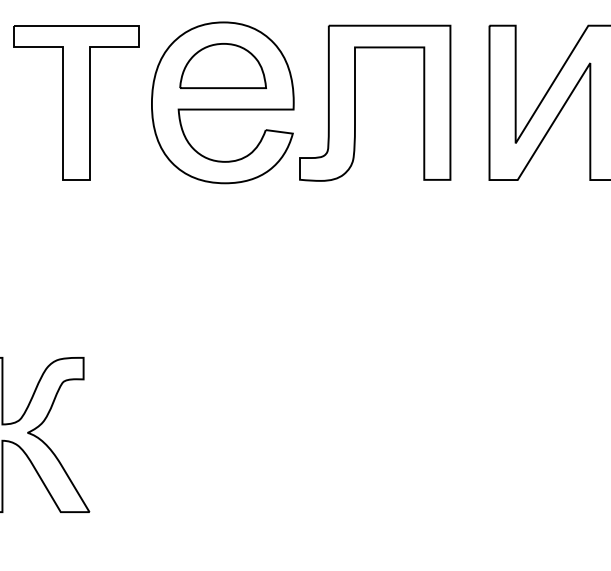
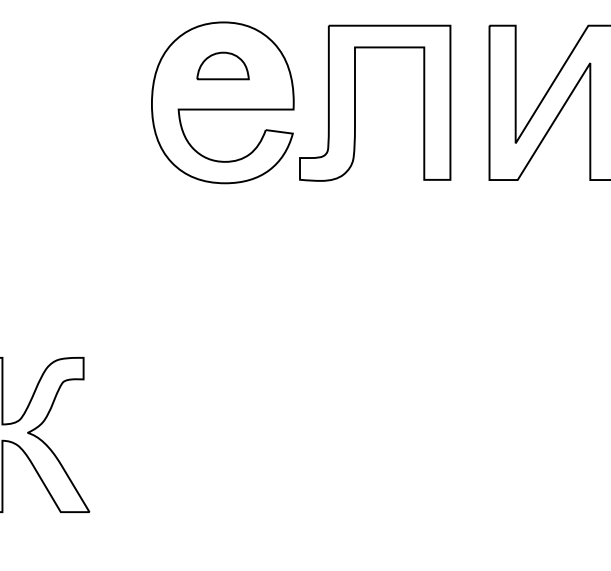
part size: 88x46 px -> 54x30 px (222, 65)
part: present -> none (76, 102)
